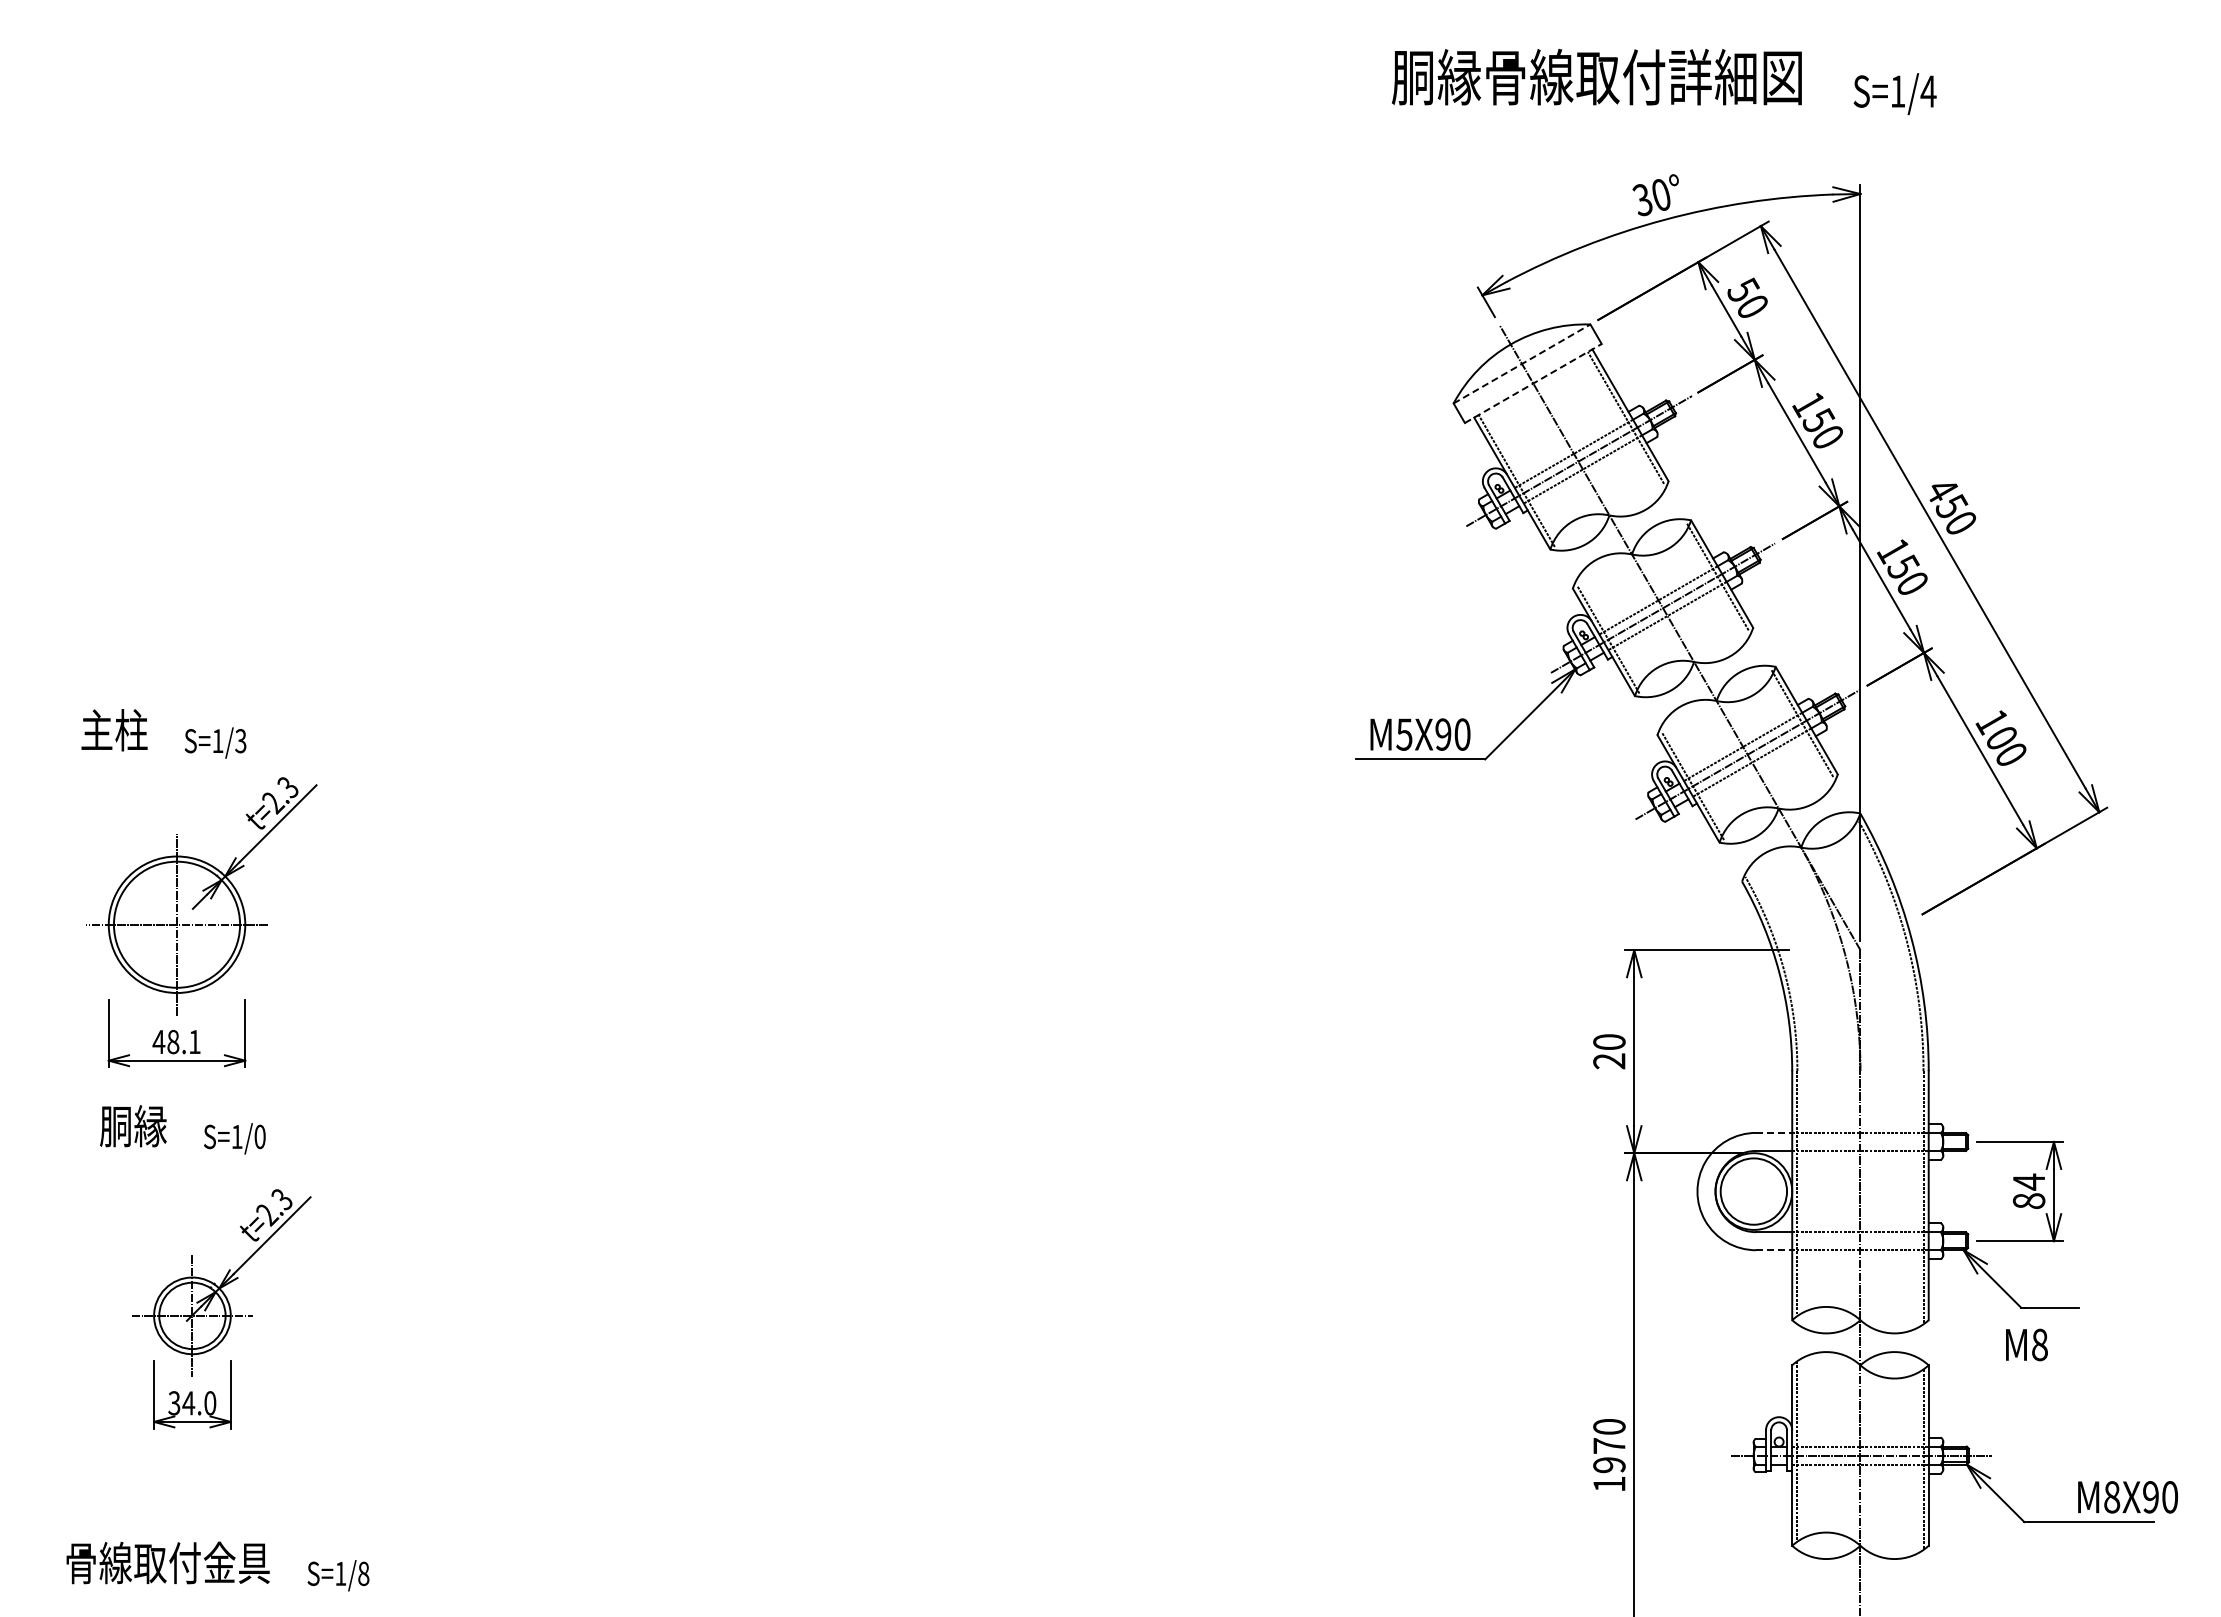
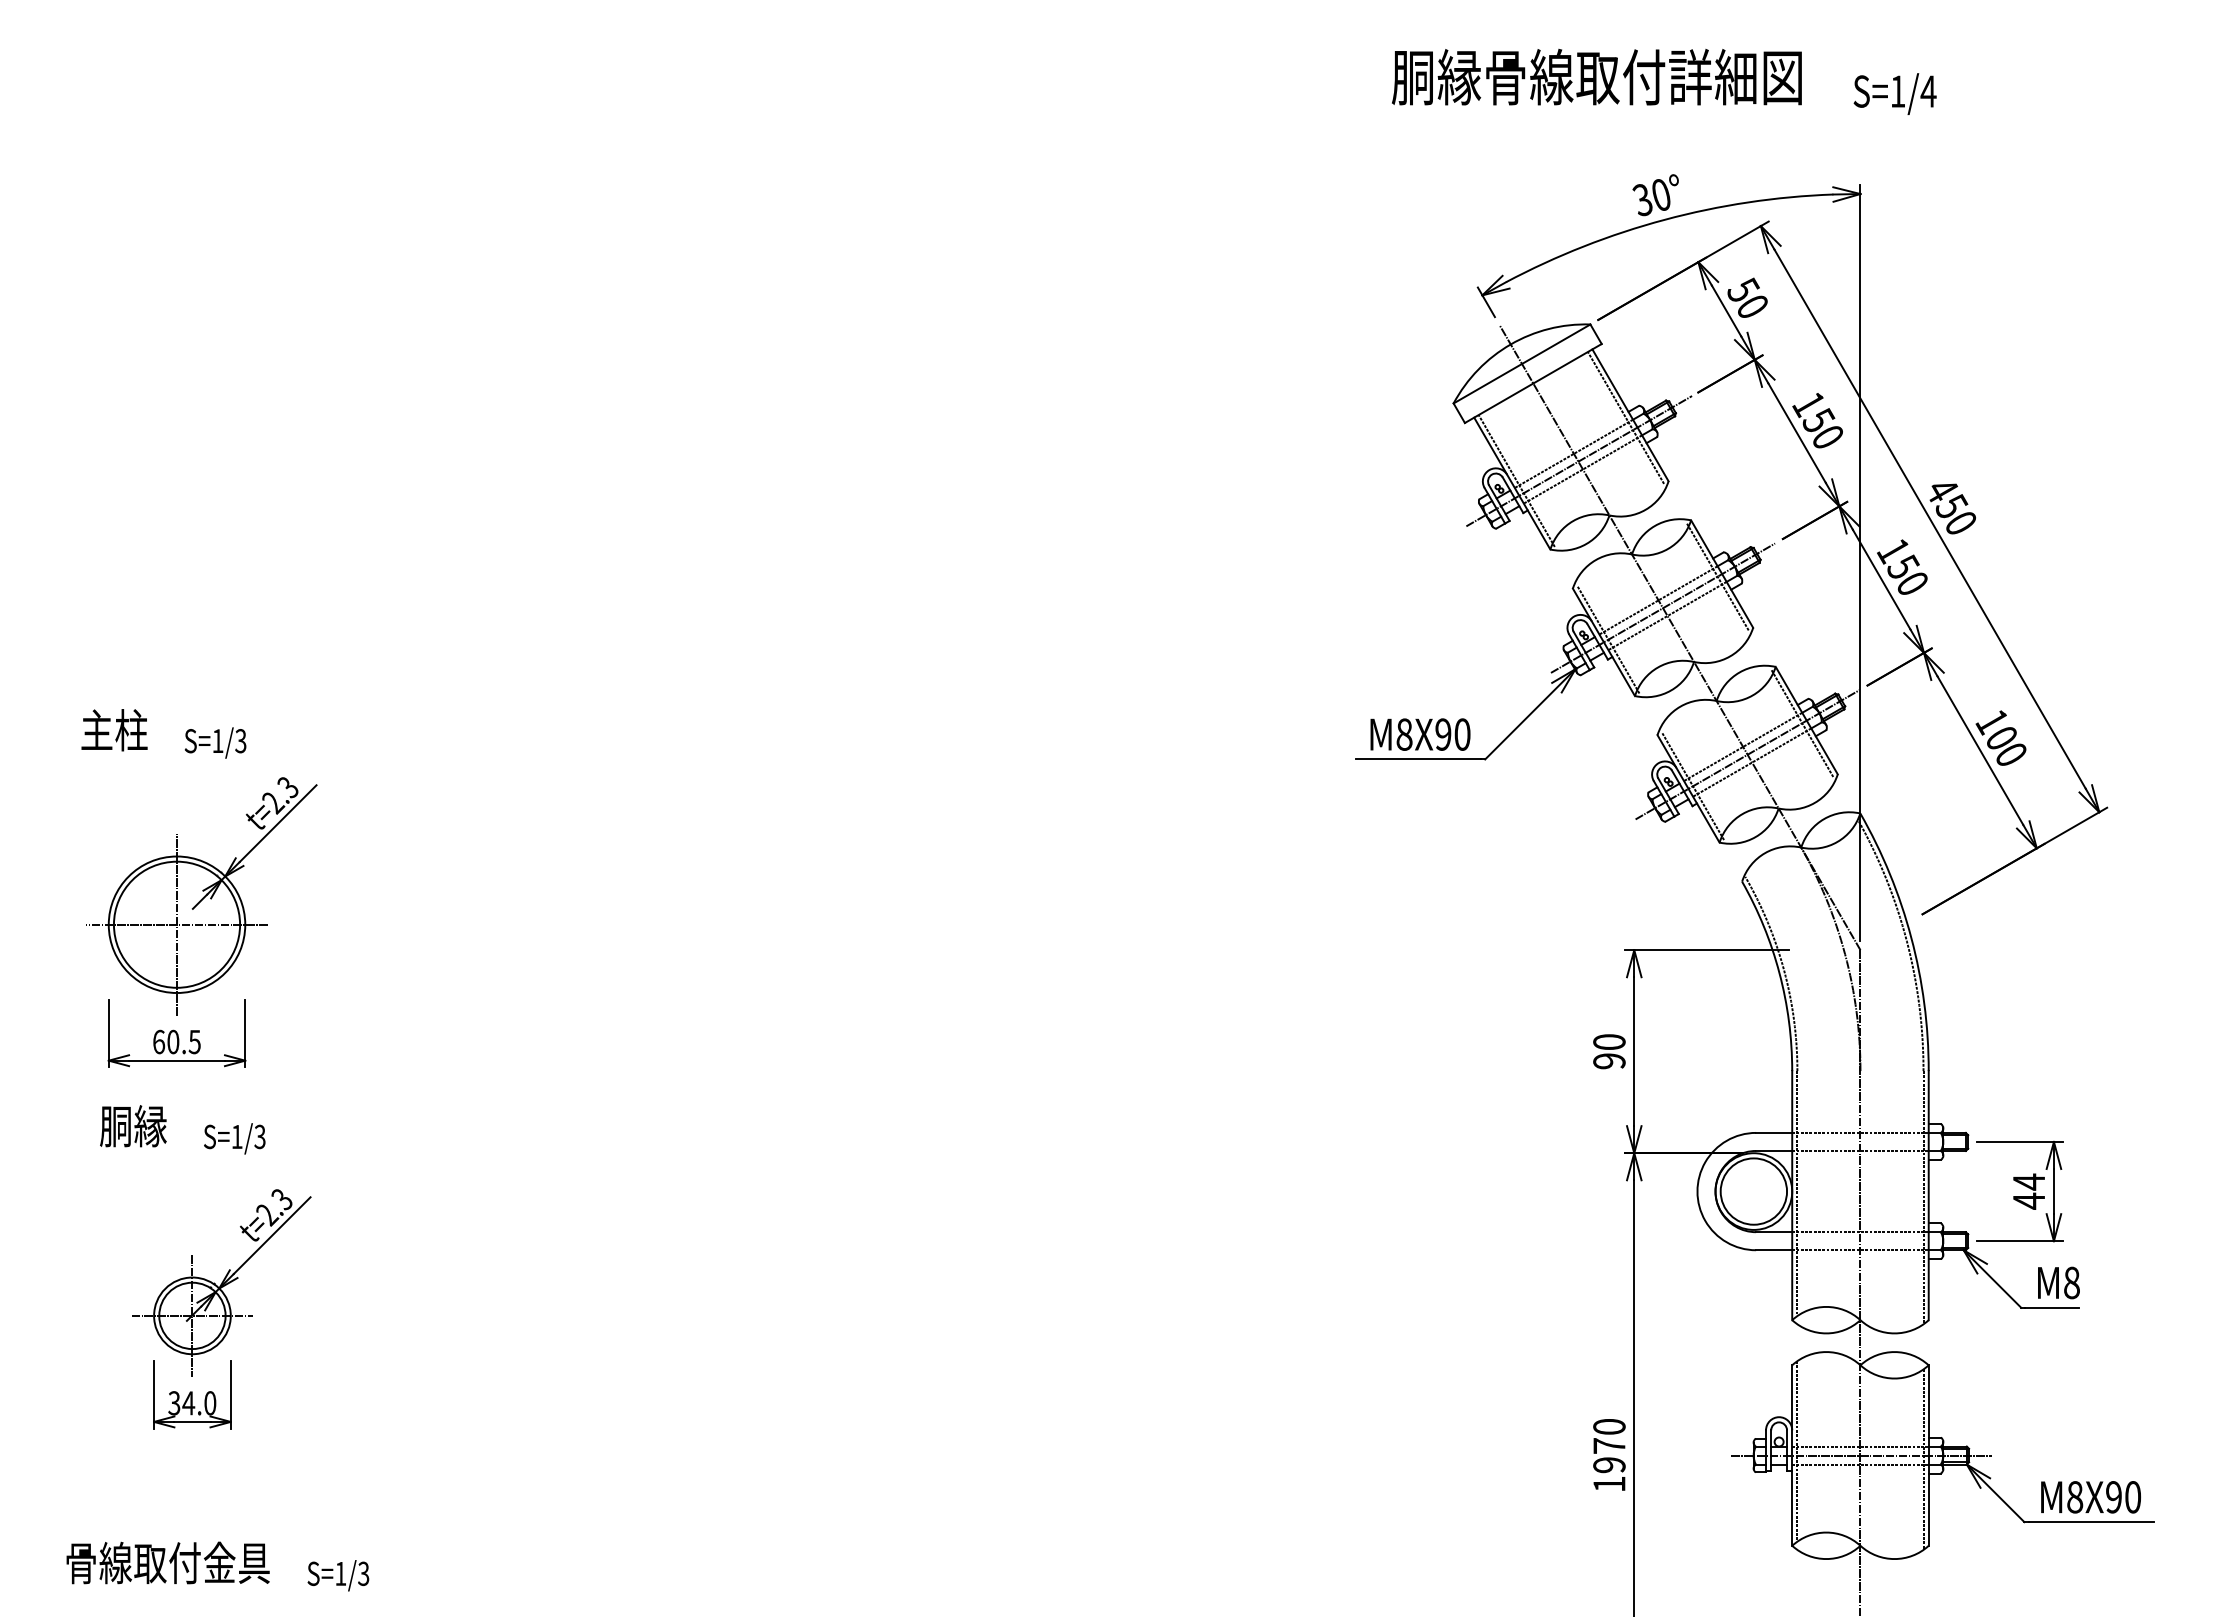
line: dashed -> solid (1522, 363)
line: dashed -> solid (1533, 383)
text: M5X90 -> M8X90 (1404, 734)
text: 48.1 -> 60.5 (176, 1041)
text: 20 -> 90 (1609, 1061)
line: dashed -> solid (1774, 1132)
text: S=1/0 -> S=1/3 (259, 1136)
text: 84 -> 44 (2028, 1200)
line: dashed -> solid (1774, 1250)
text position: (2026, 1344) -> (2058, 1282) (2058, 1282)
text position: (2127, 1497) -> (2090, 1497) (2090, 1497)
text: S=1/8 -> S=1/3 (363, 1573)
